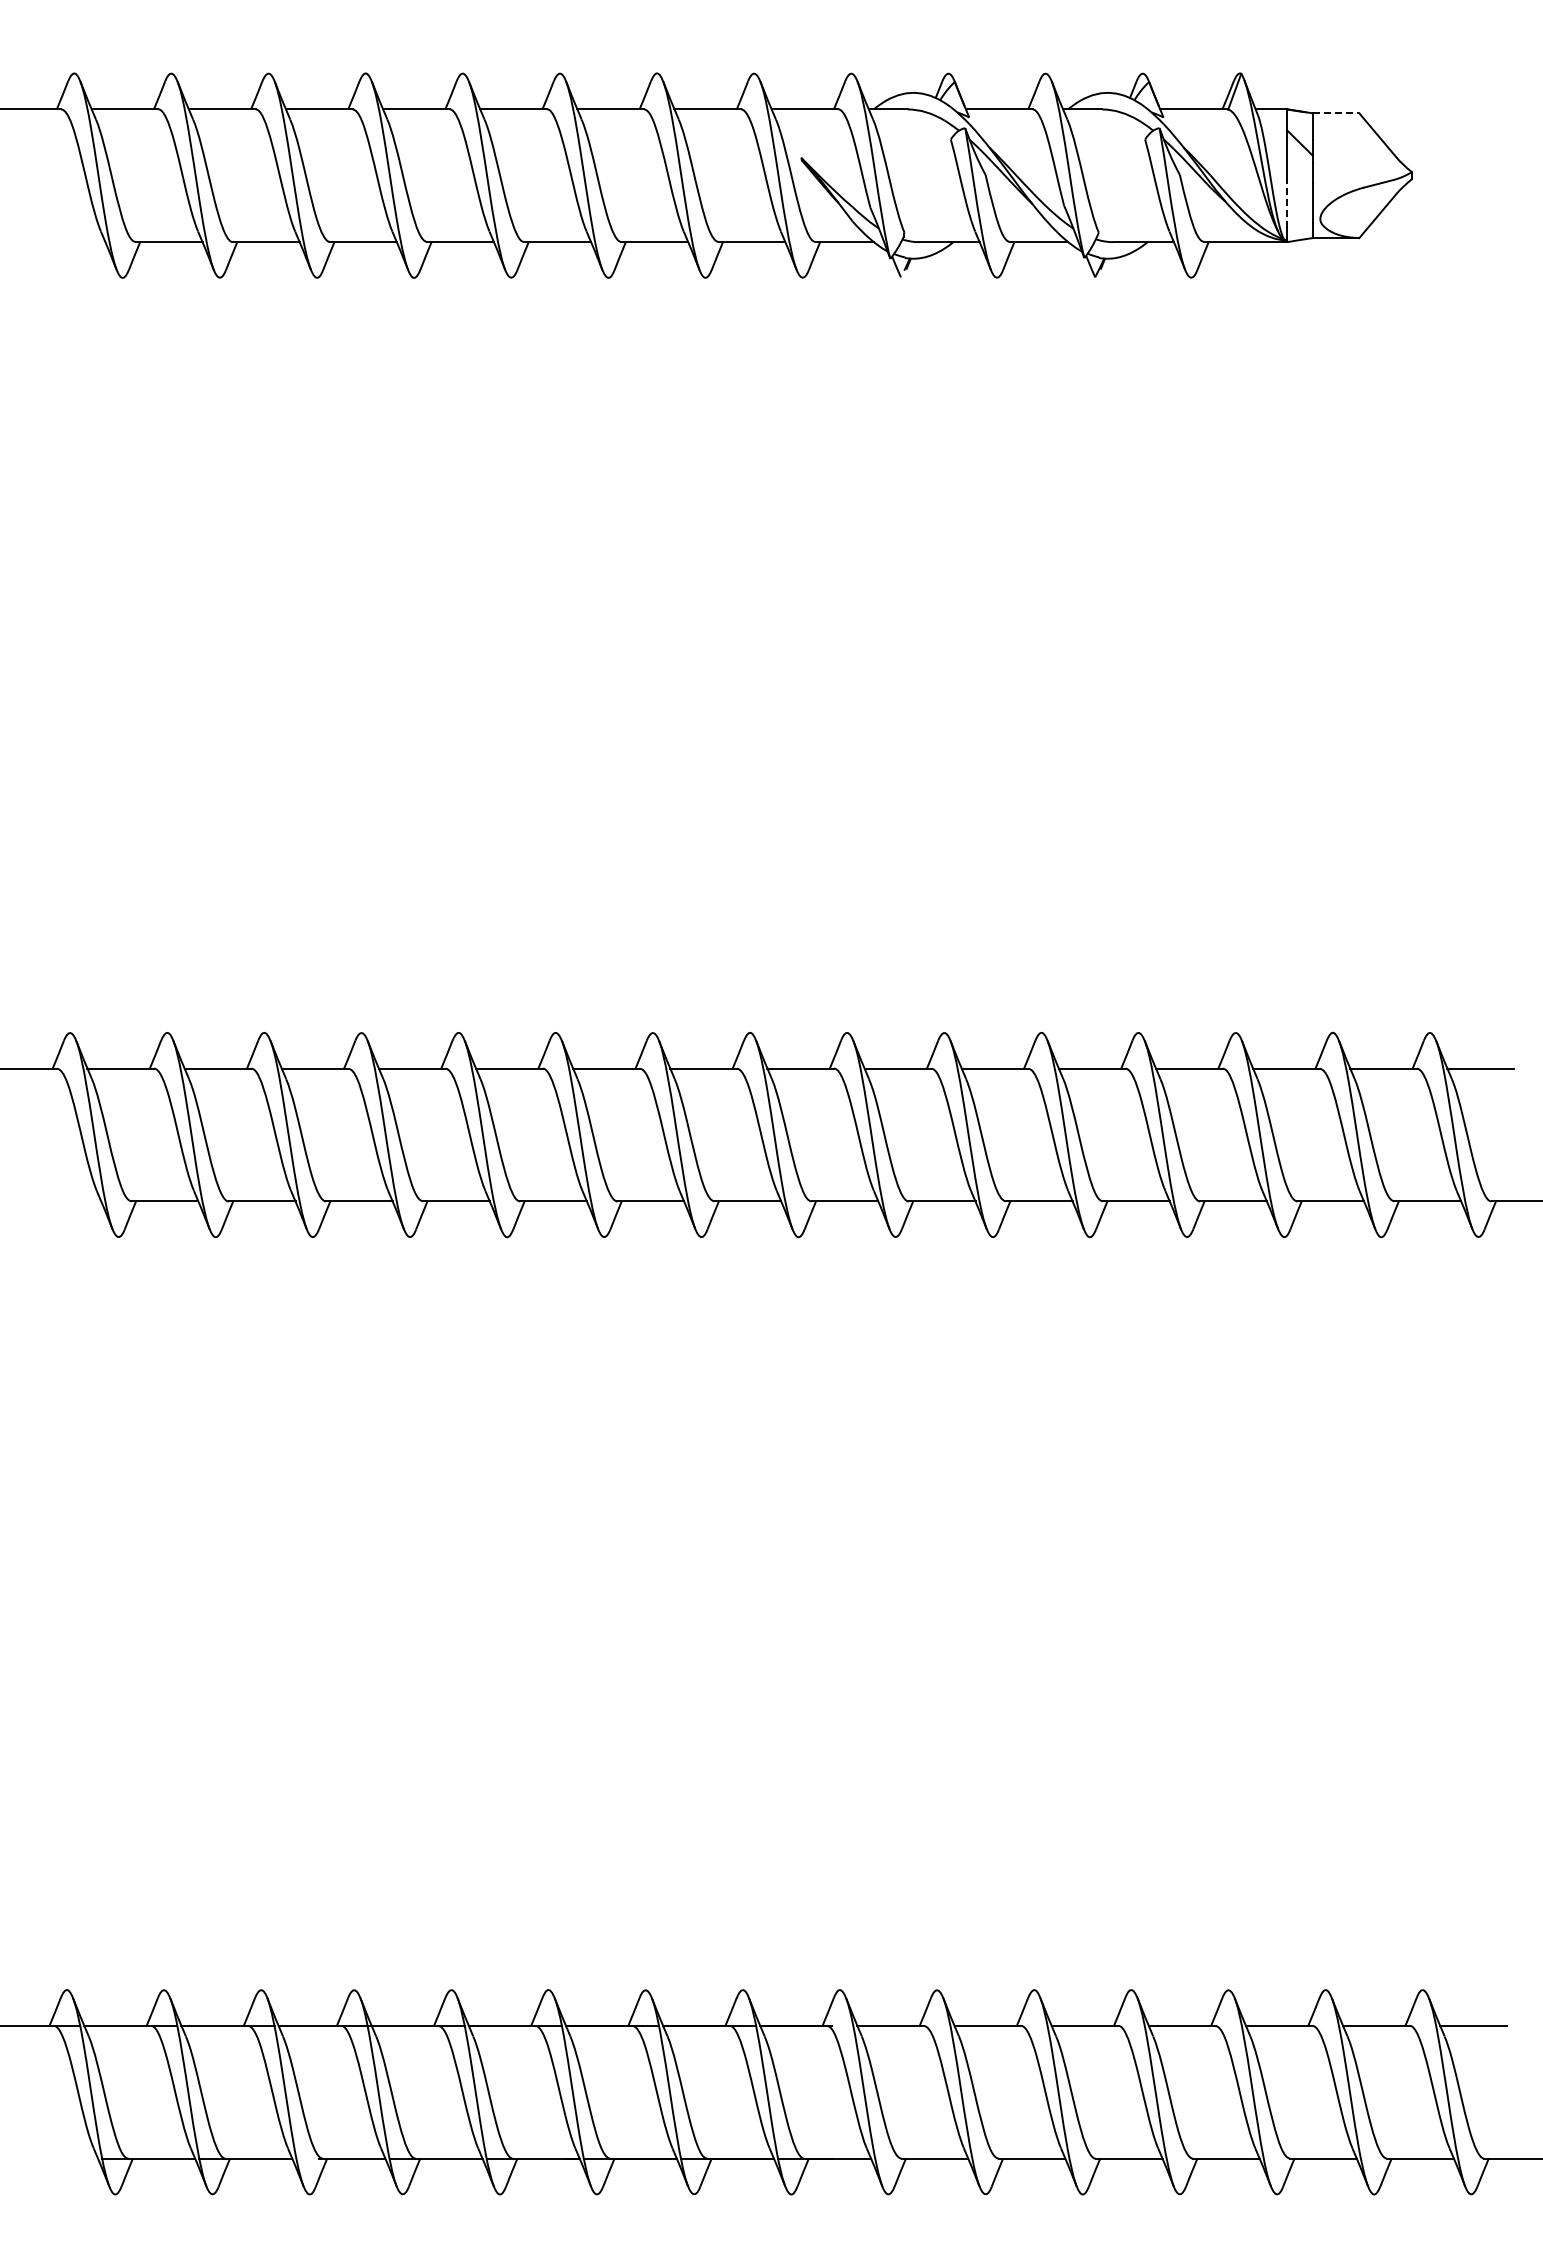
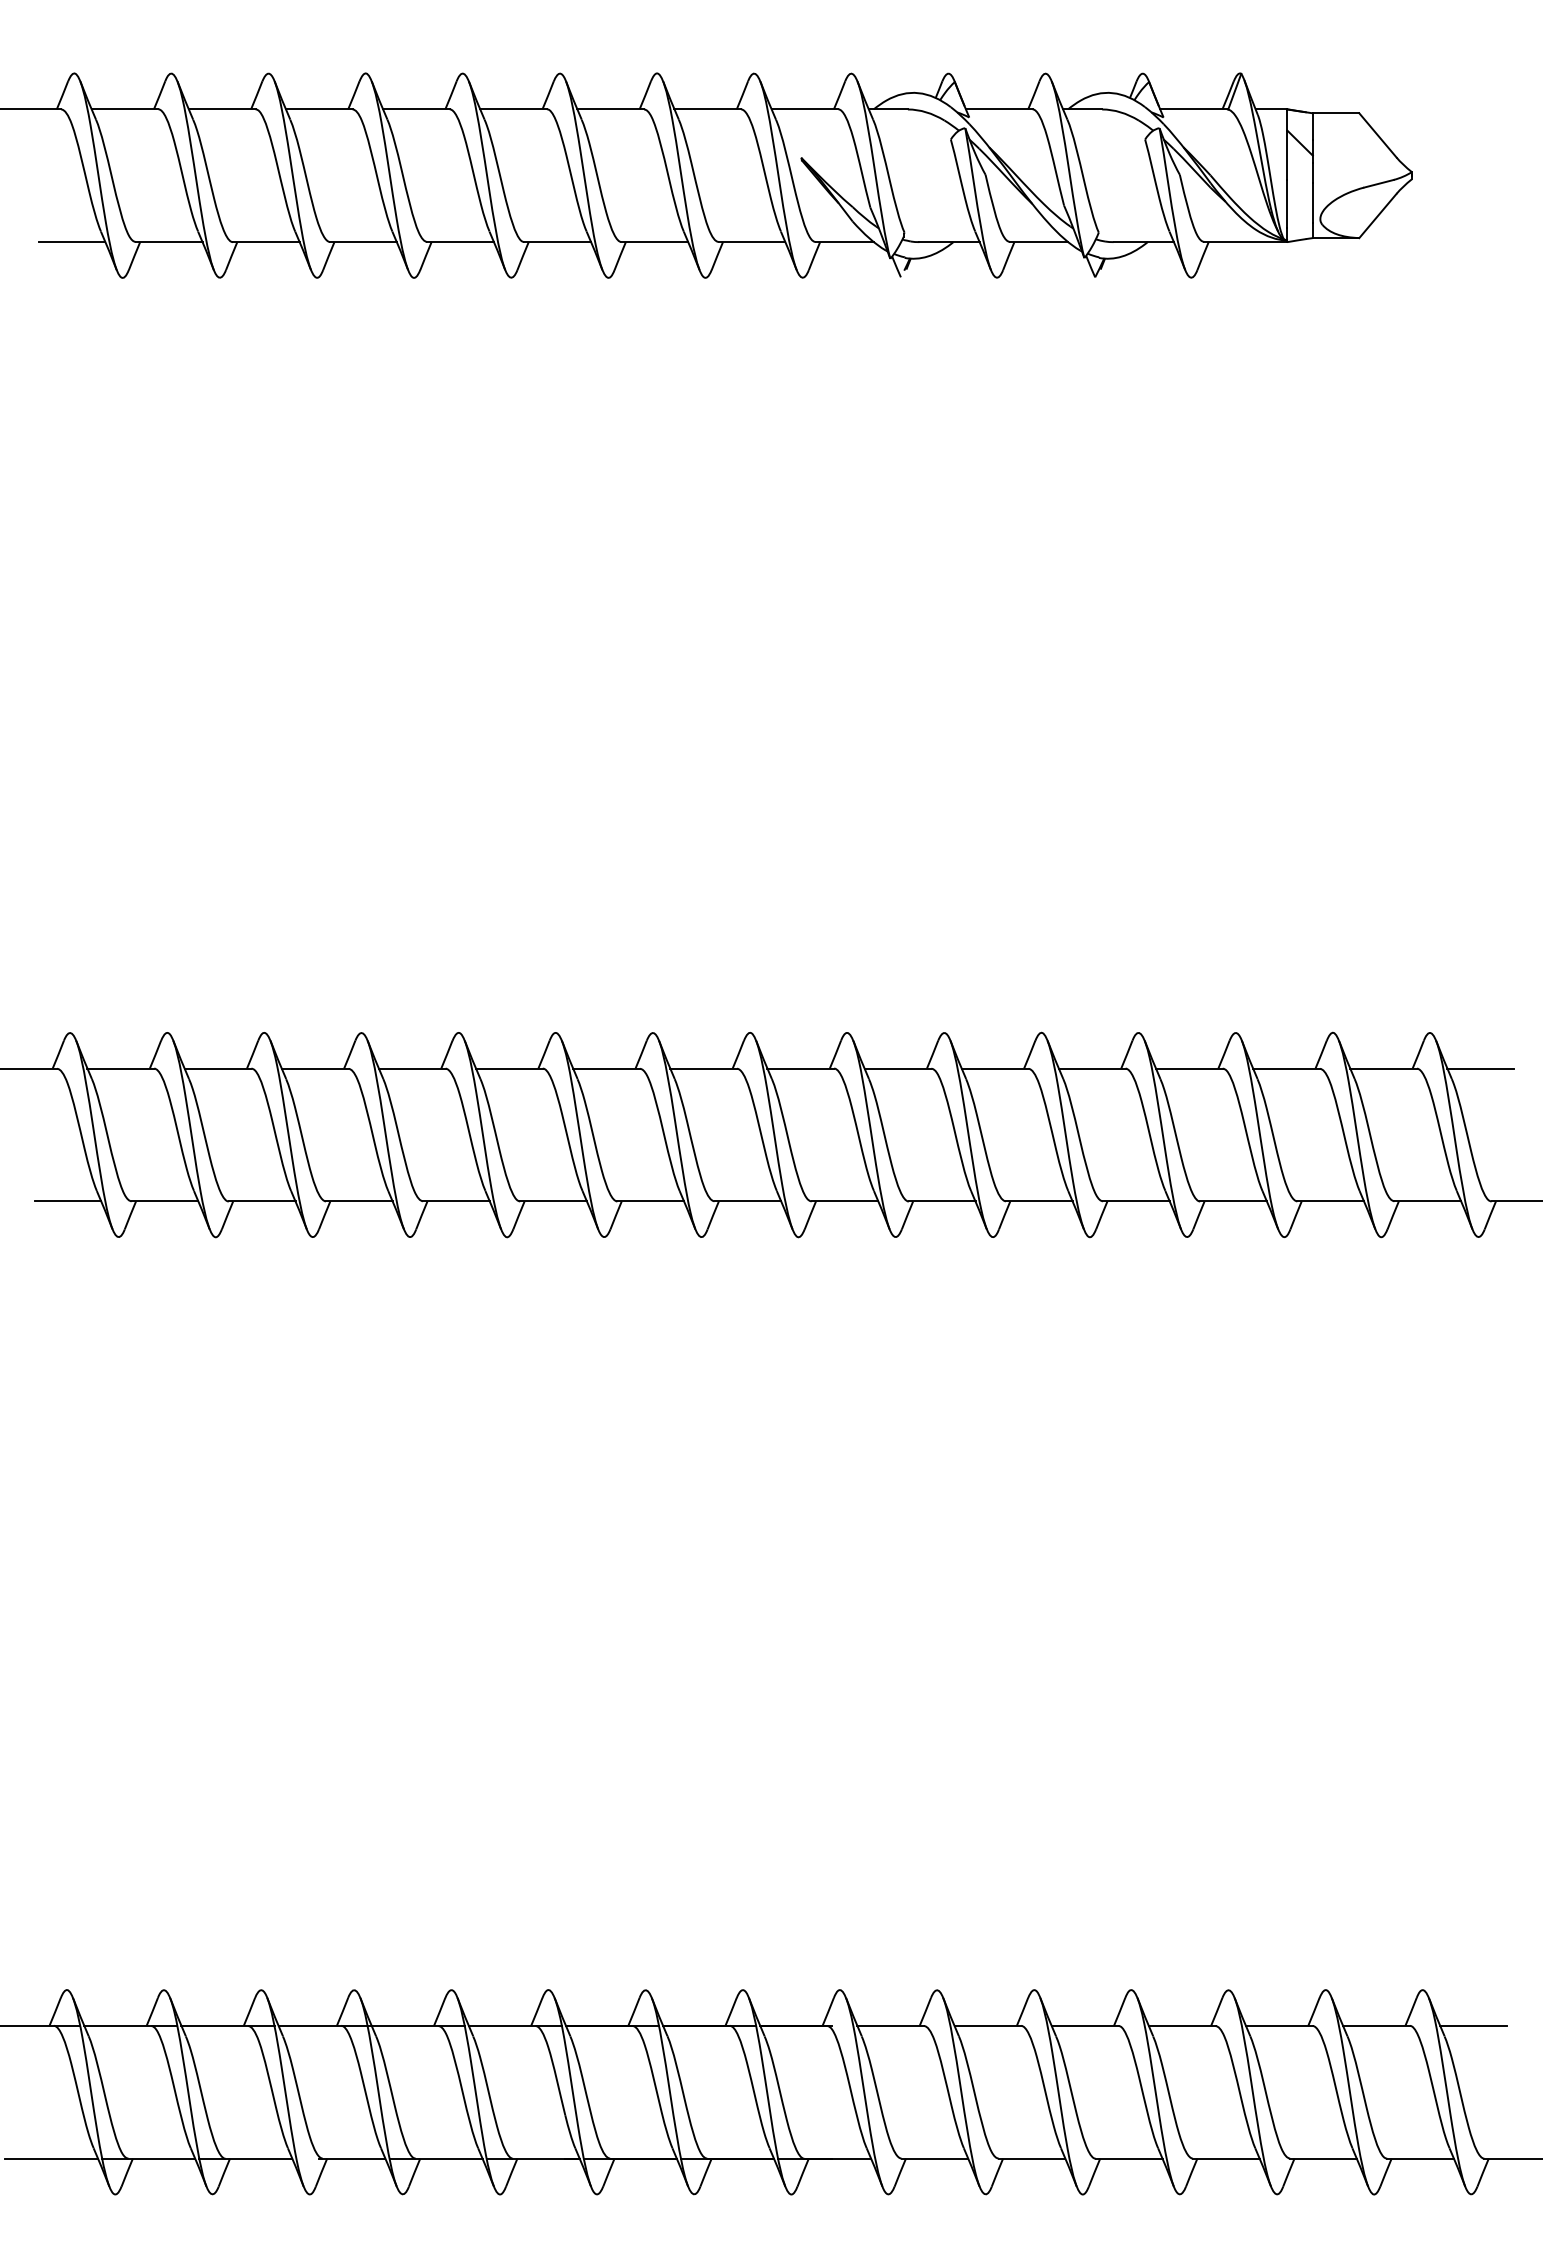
line: dashed -> solid (1336, 113)
line: dashed -> solid (1287, 203)
line: none -> present (71, 242)
line: none -> present (67, 1201)
line: none -> present (51, 2158)
